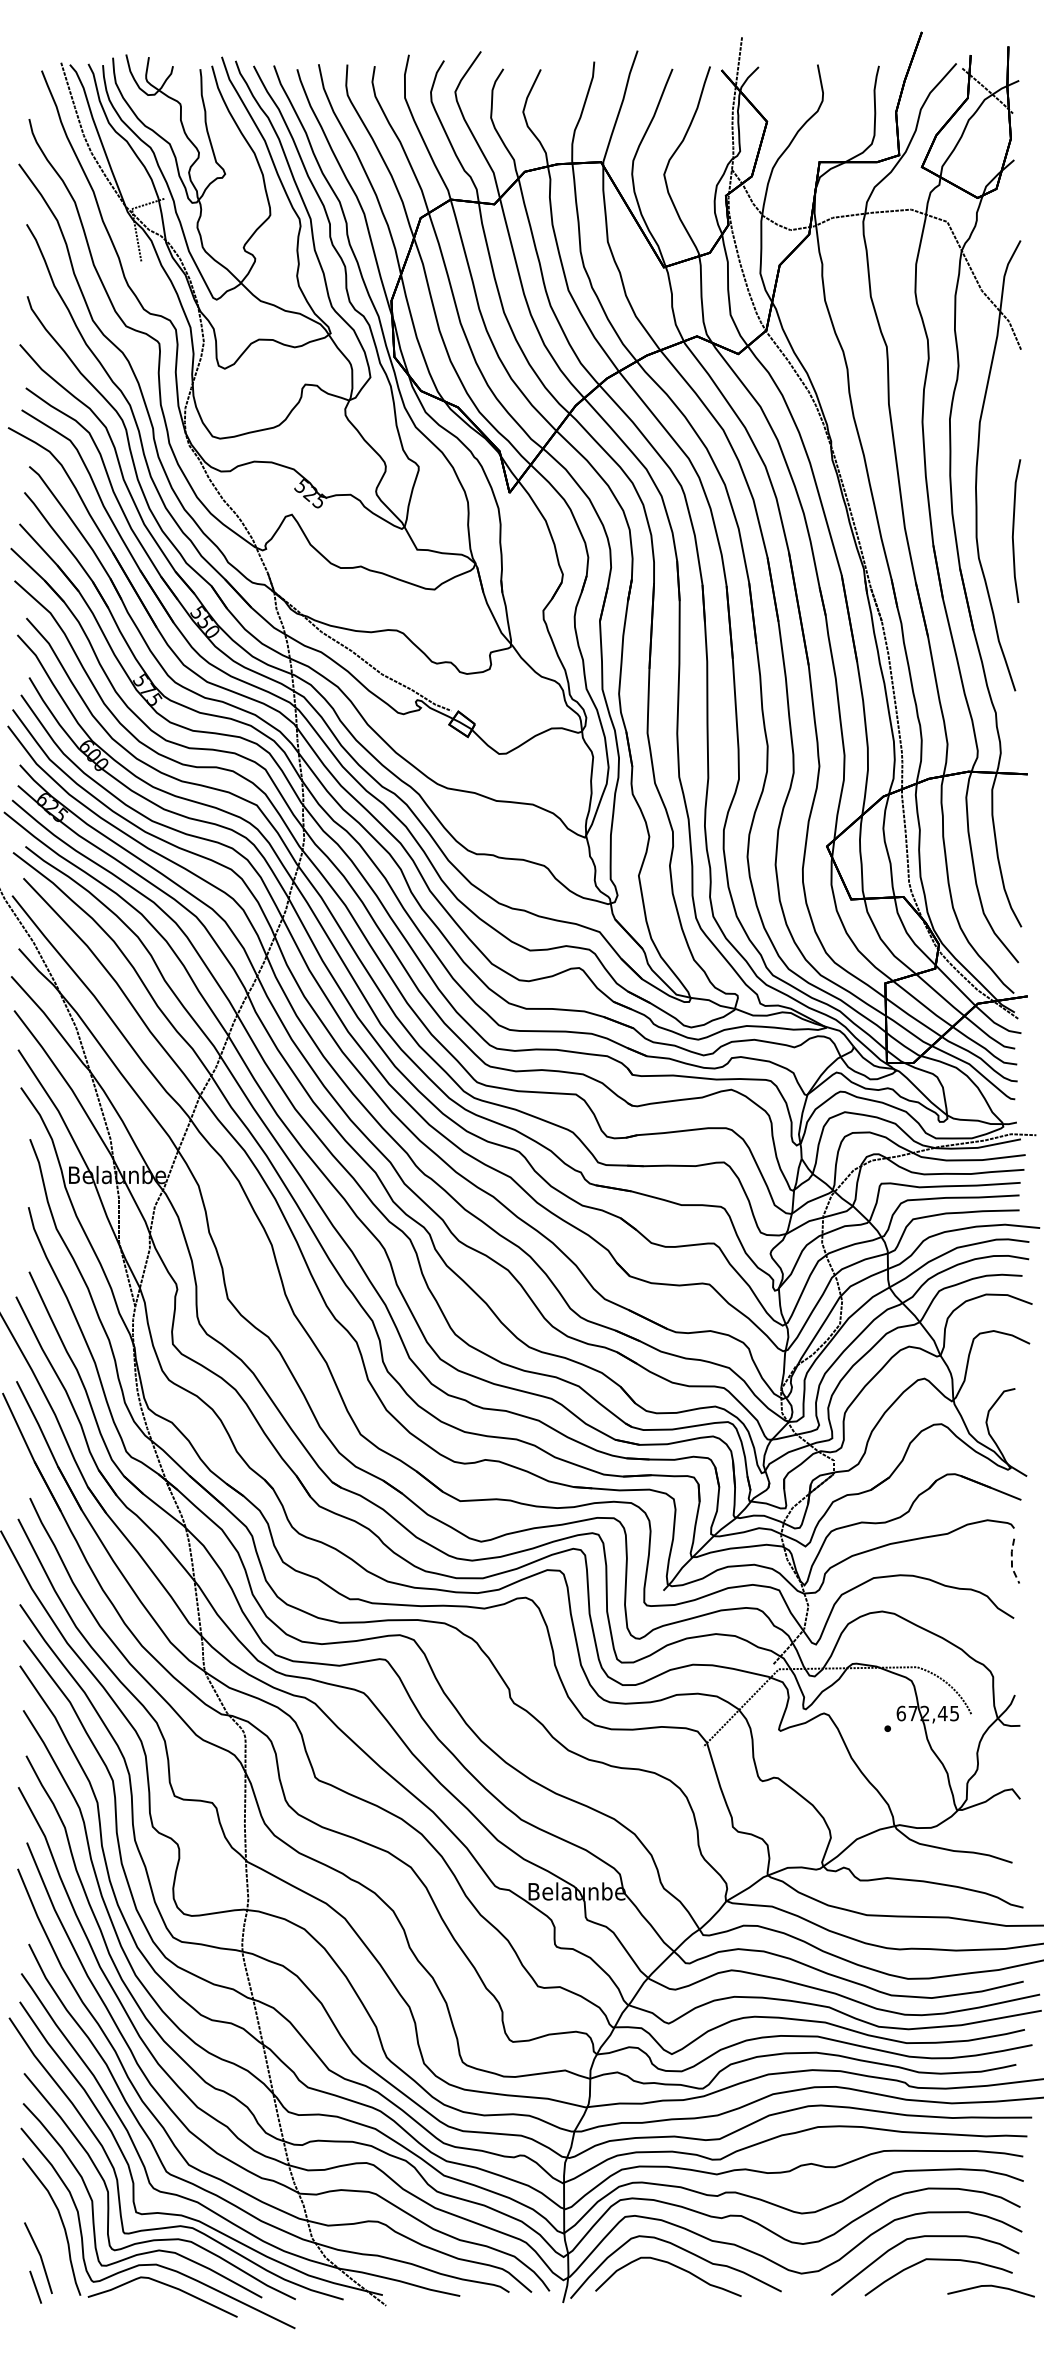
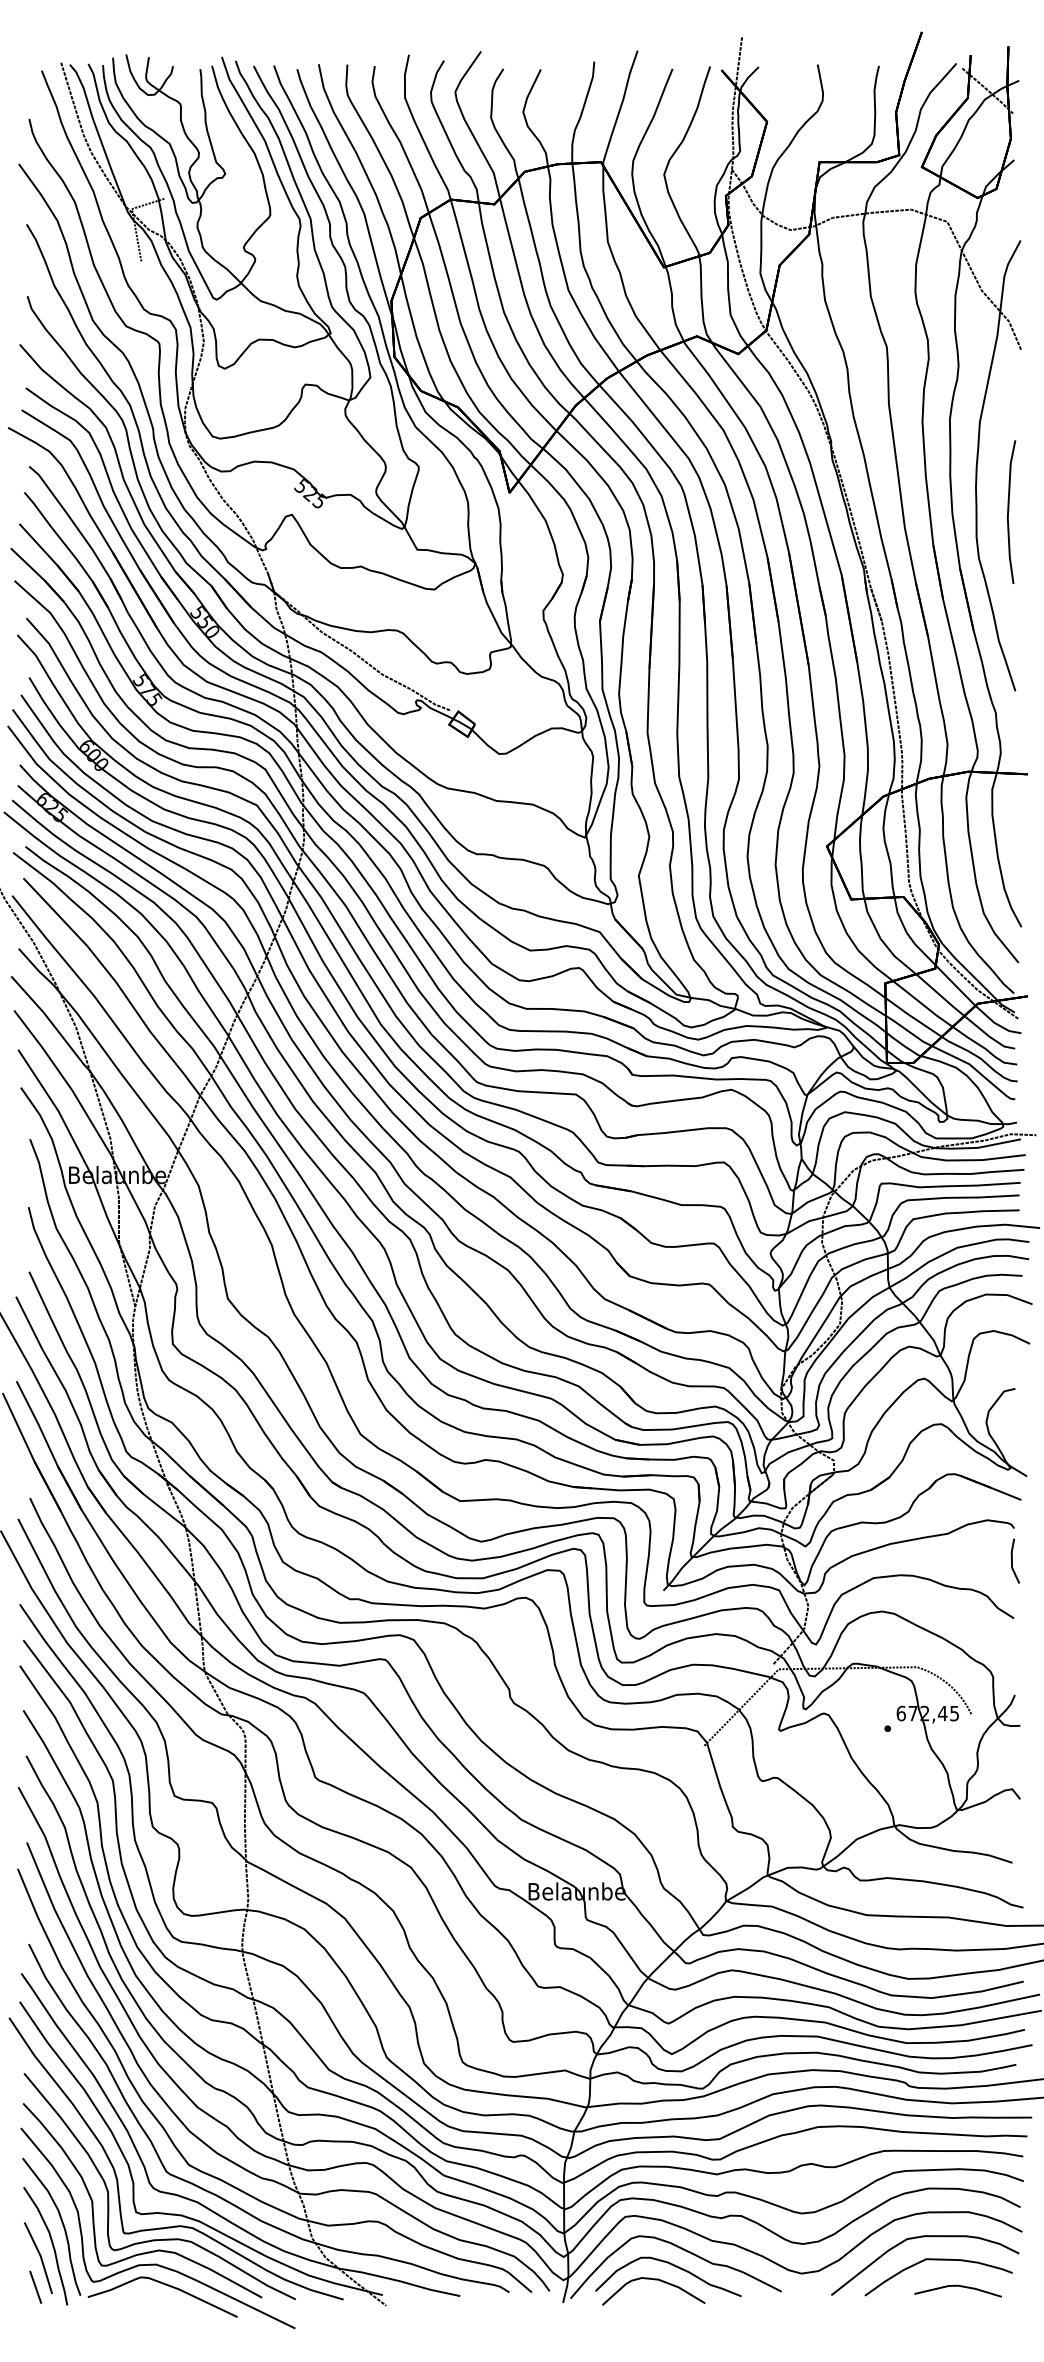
line position: (1014, 529) -> (1009, 510) (1009, 510)
line: dashed -> solid (1011, 1561)
curve: none -> present (51, 2243)
curve: none -> present (654, 2280)
line position: (990, 2286) -> (957, 2286) (957, 2286)
